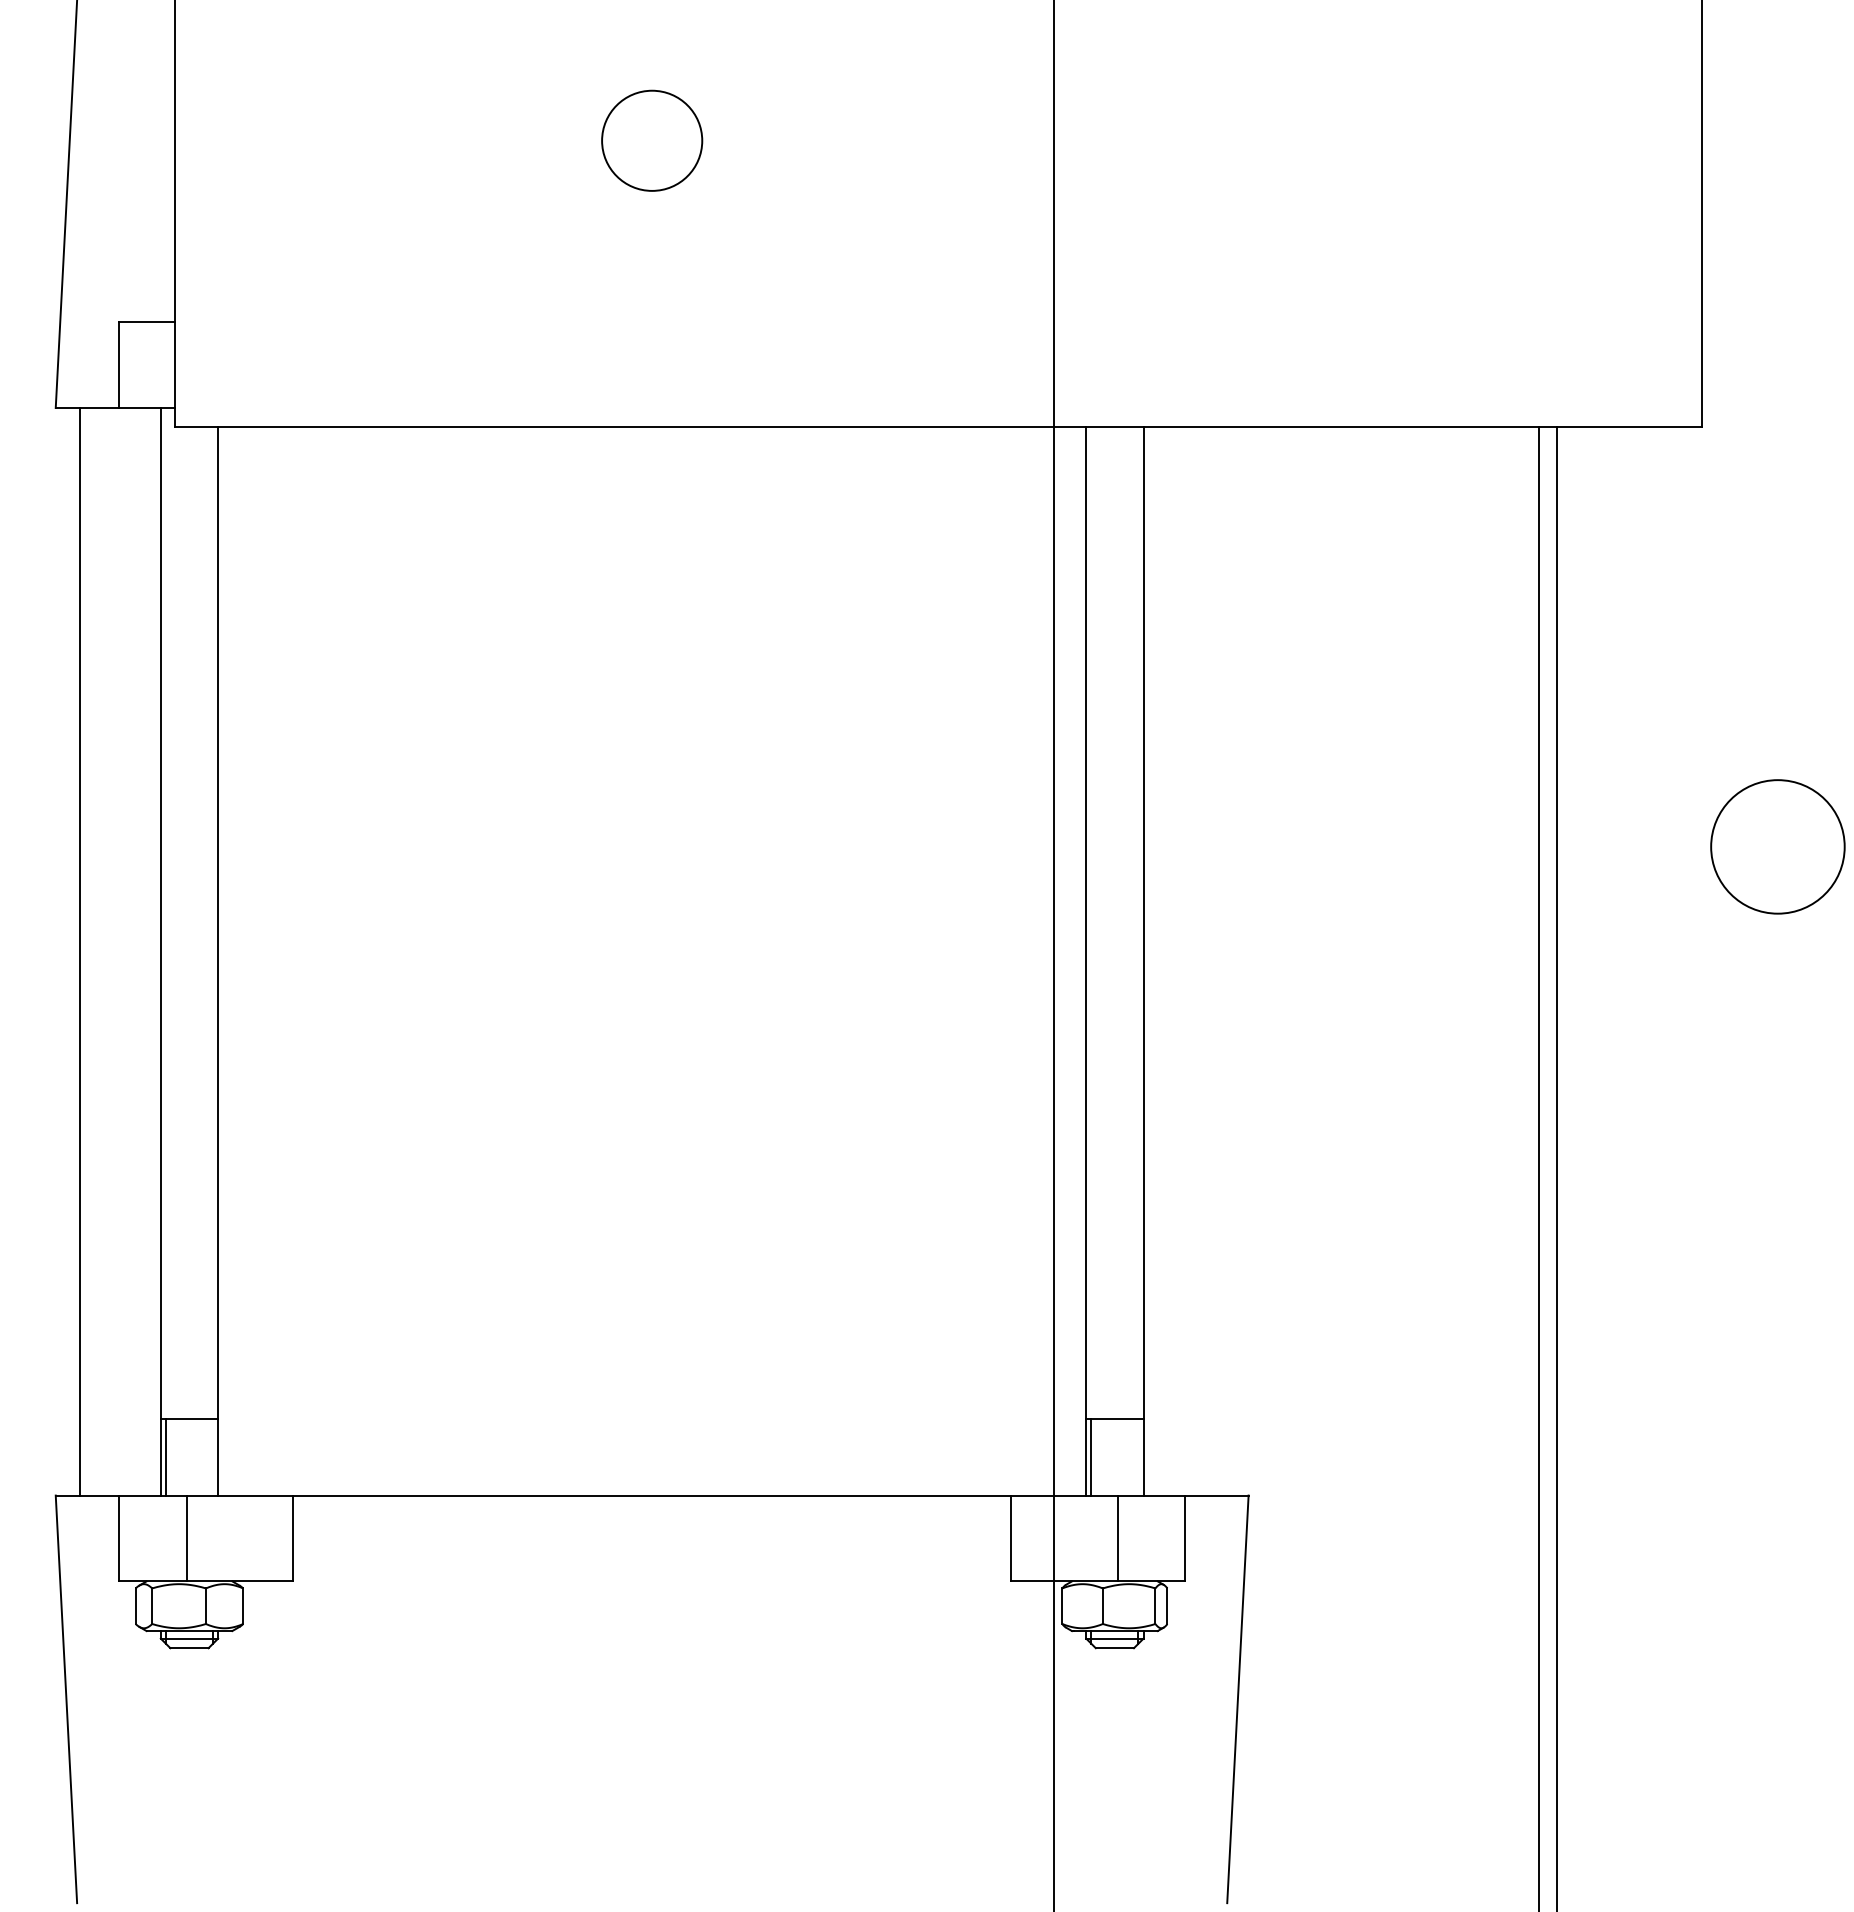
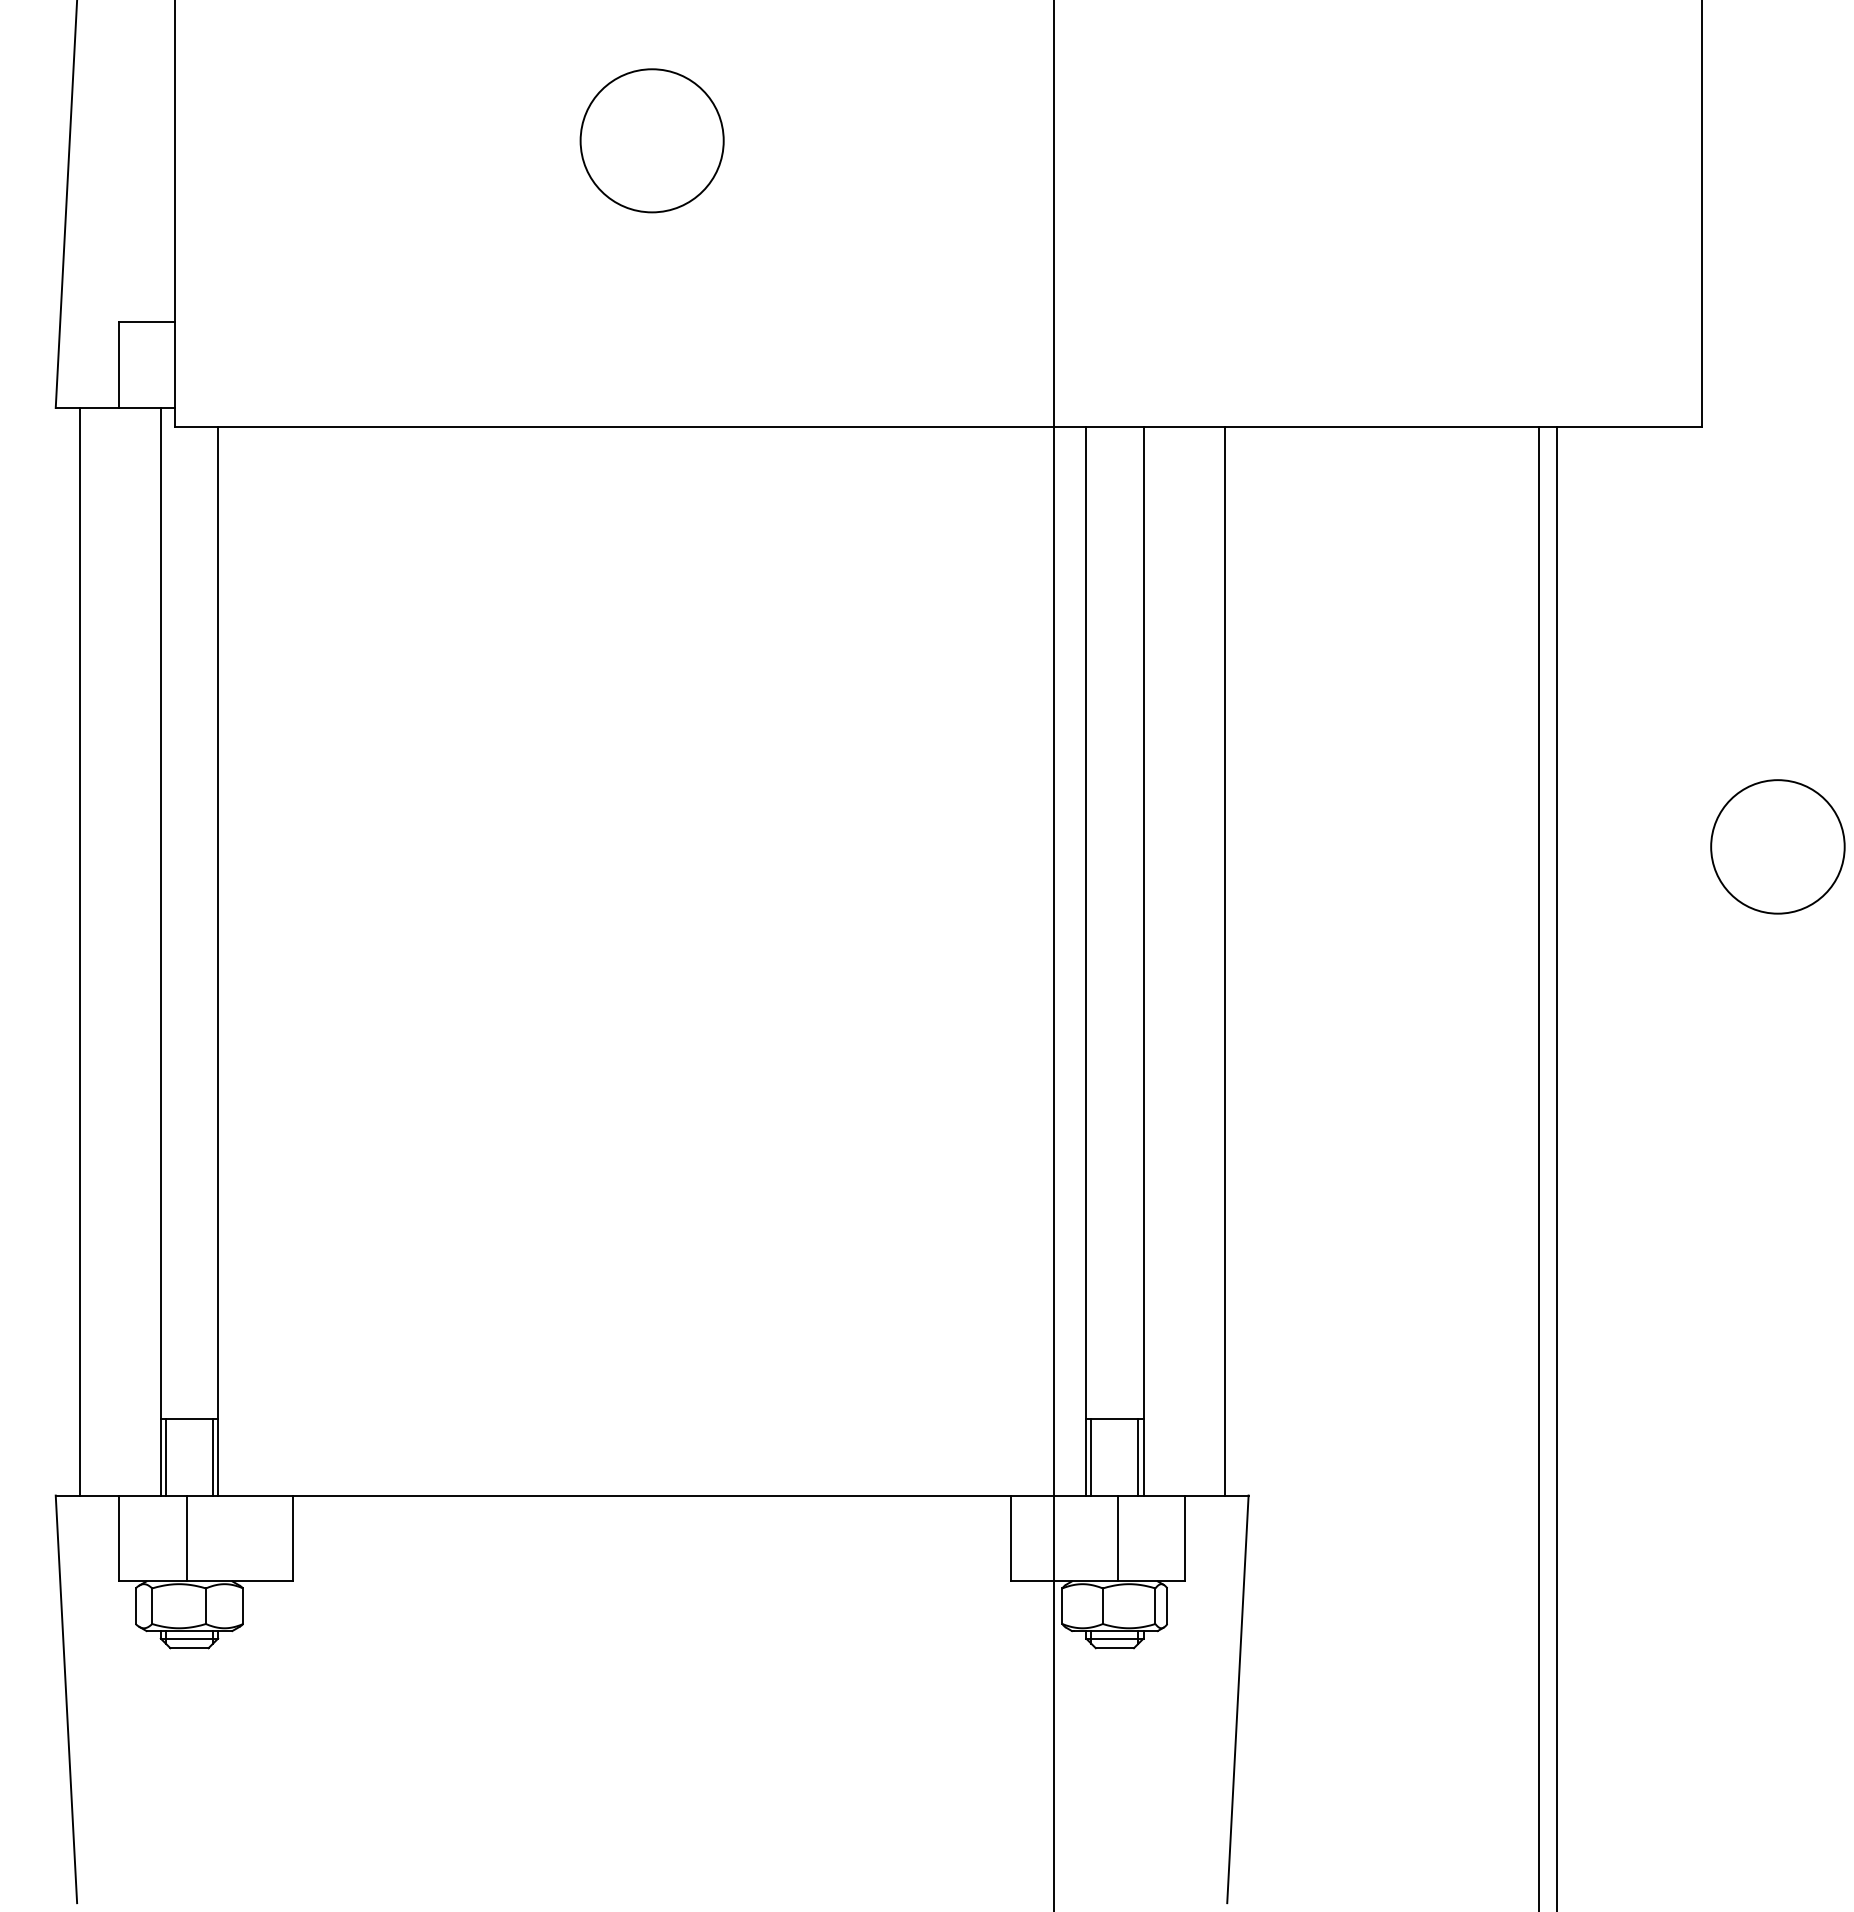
circle diameter: 100 px -> 143 px (651, 140)
line: none -> present (1224, 961)
line: none -> present (212, 1457)
line: none -> present (1138, 1457)
